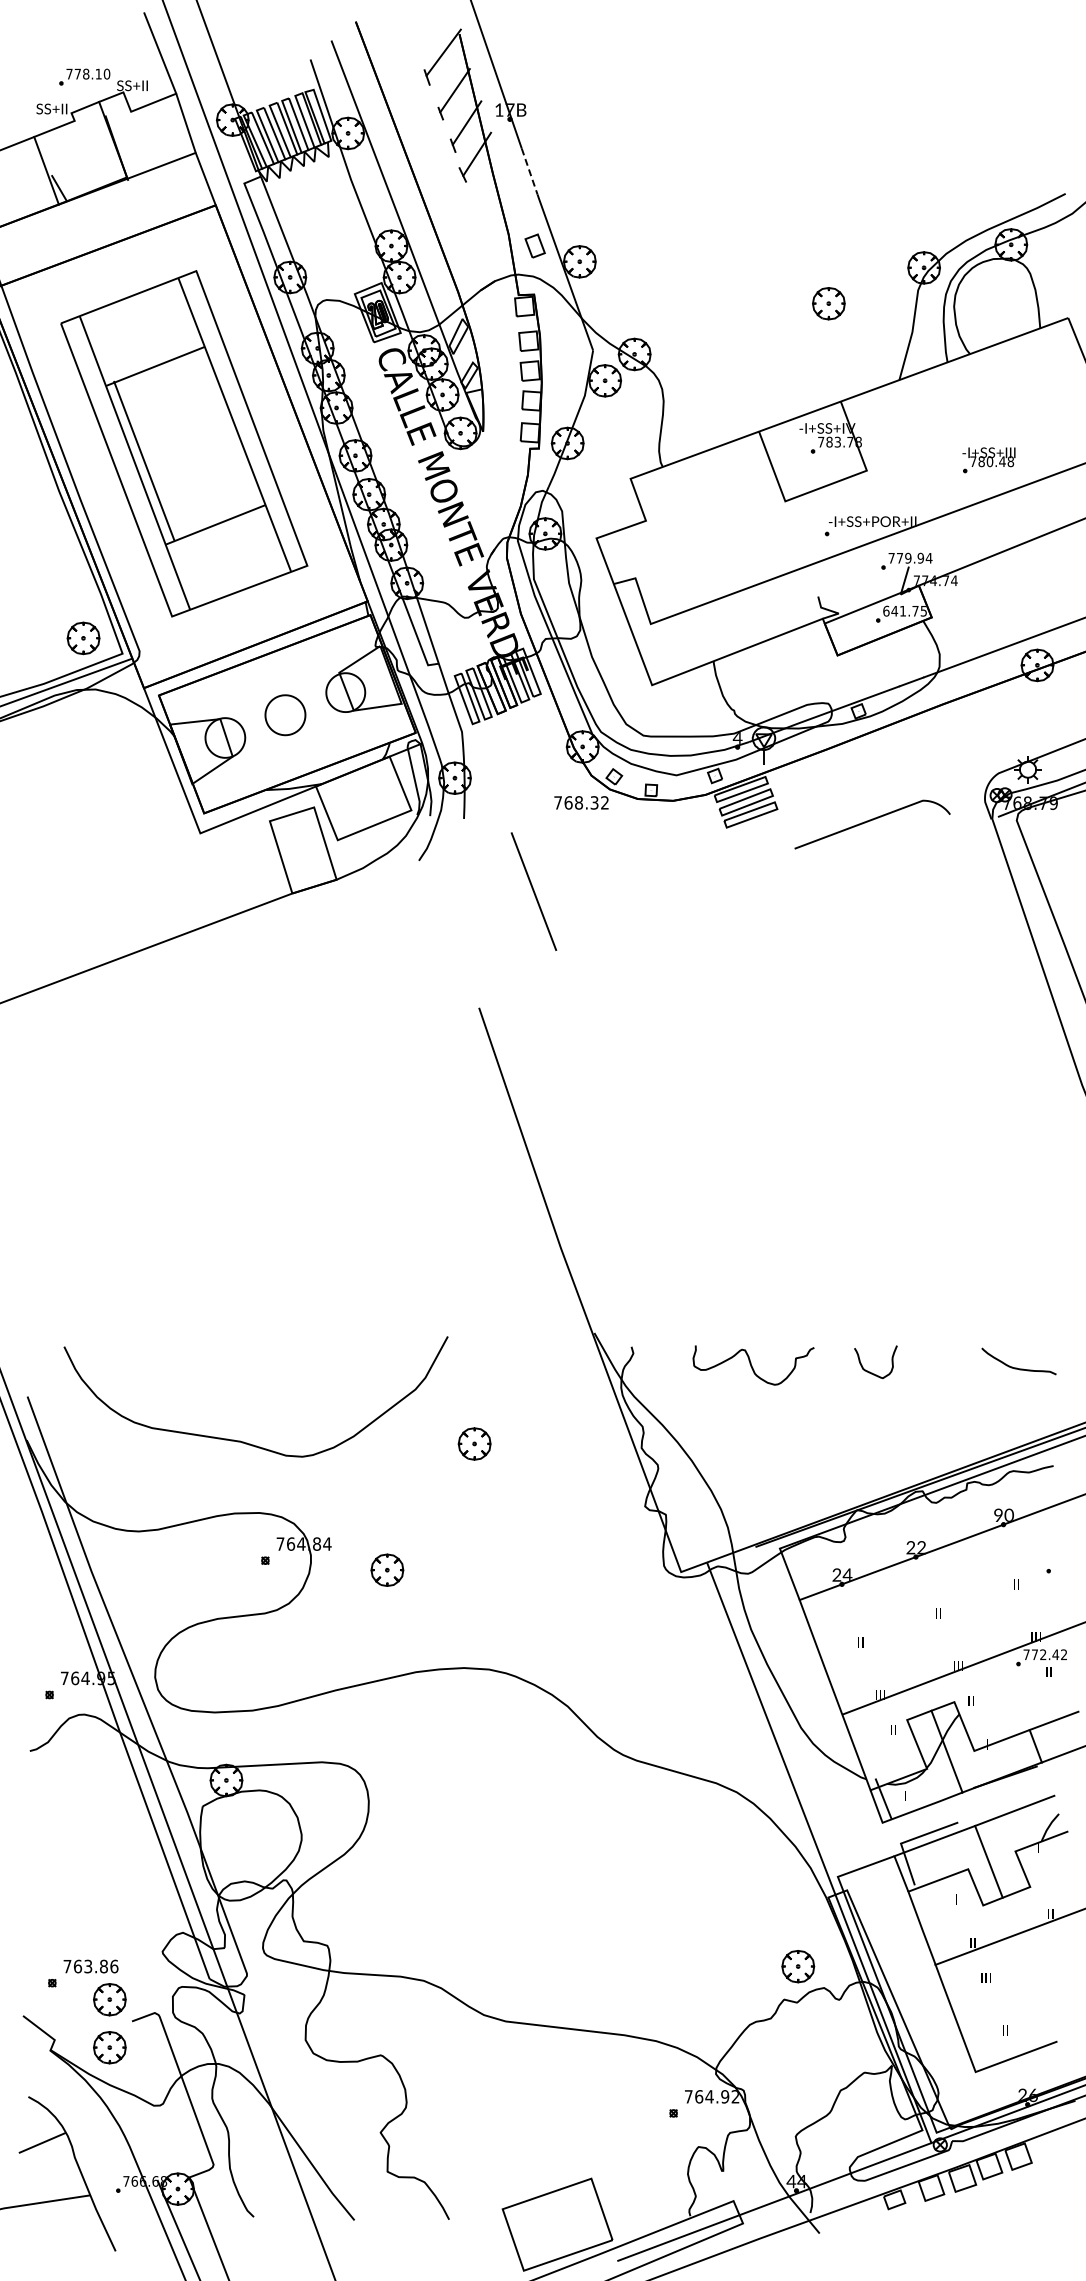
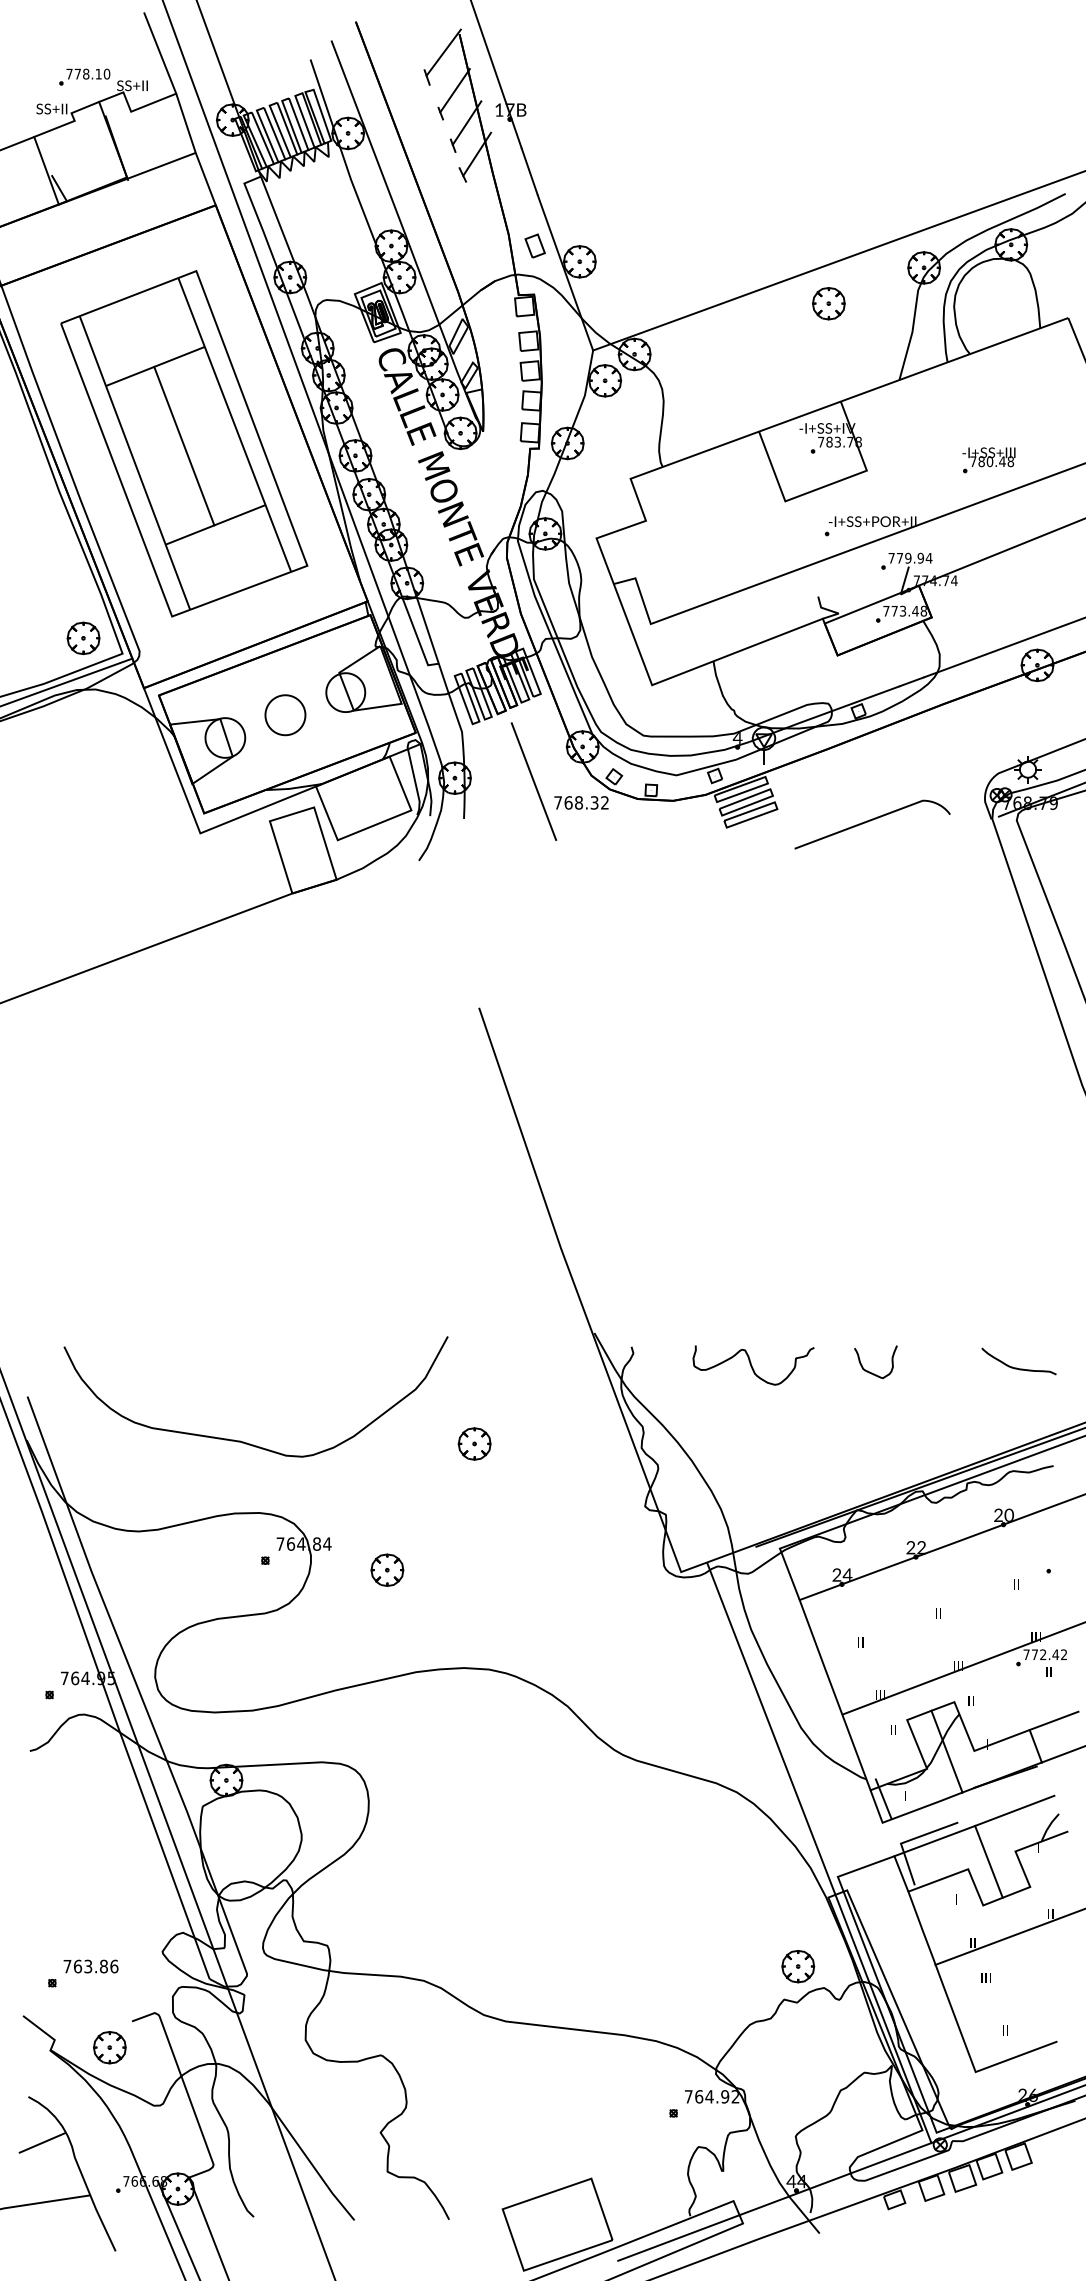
line: dashed -> solid (529, 172)
line: none -> present (837, 261)
line position: (144, 460) -> (184, 445) (184, 445)
text: 641.75 -> 773.48 (905, 610)
line position: (533, 891) -> (533, 781) (533, 781)
text: 90 -> 20 (998, 1515)
part: present -> none (109, 1999)
